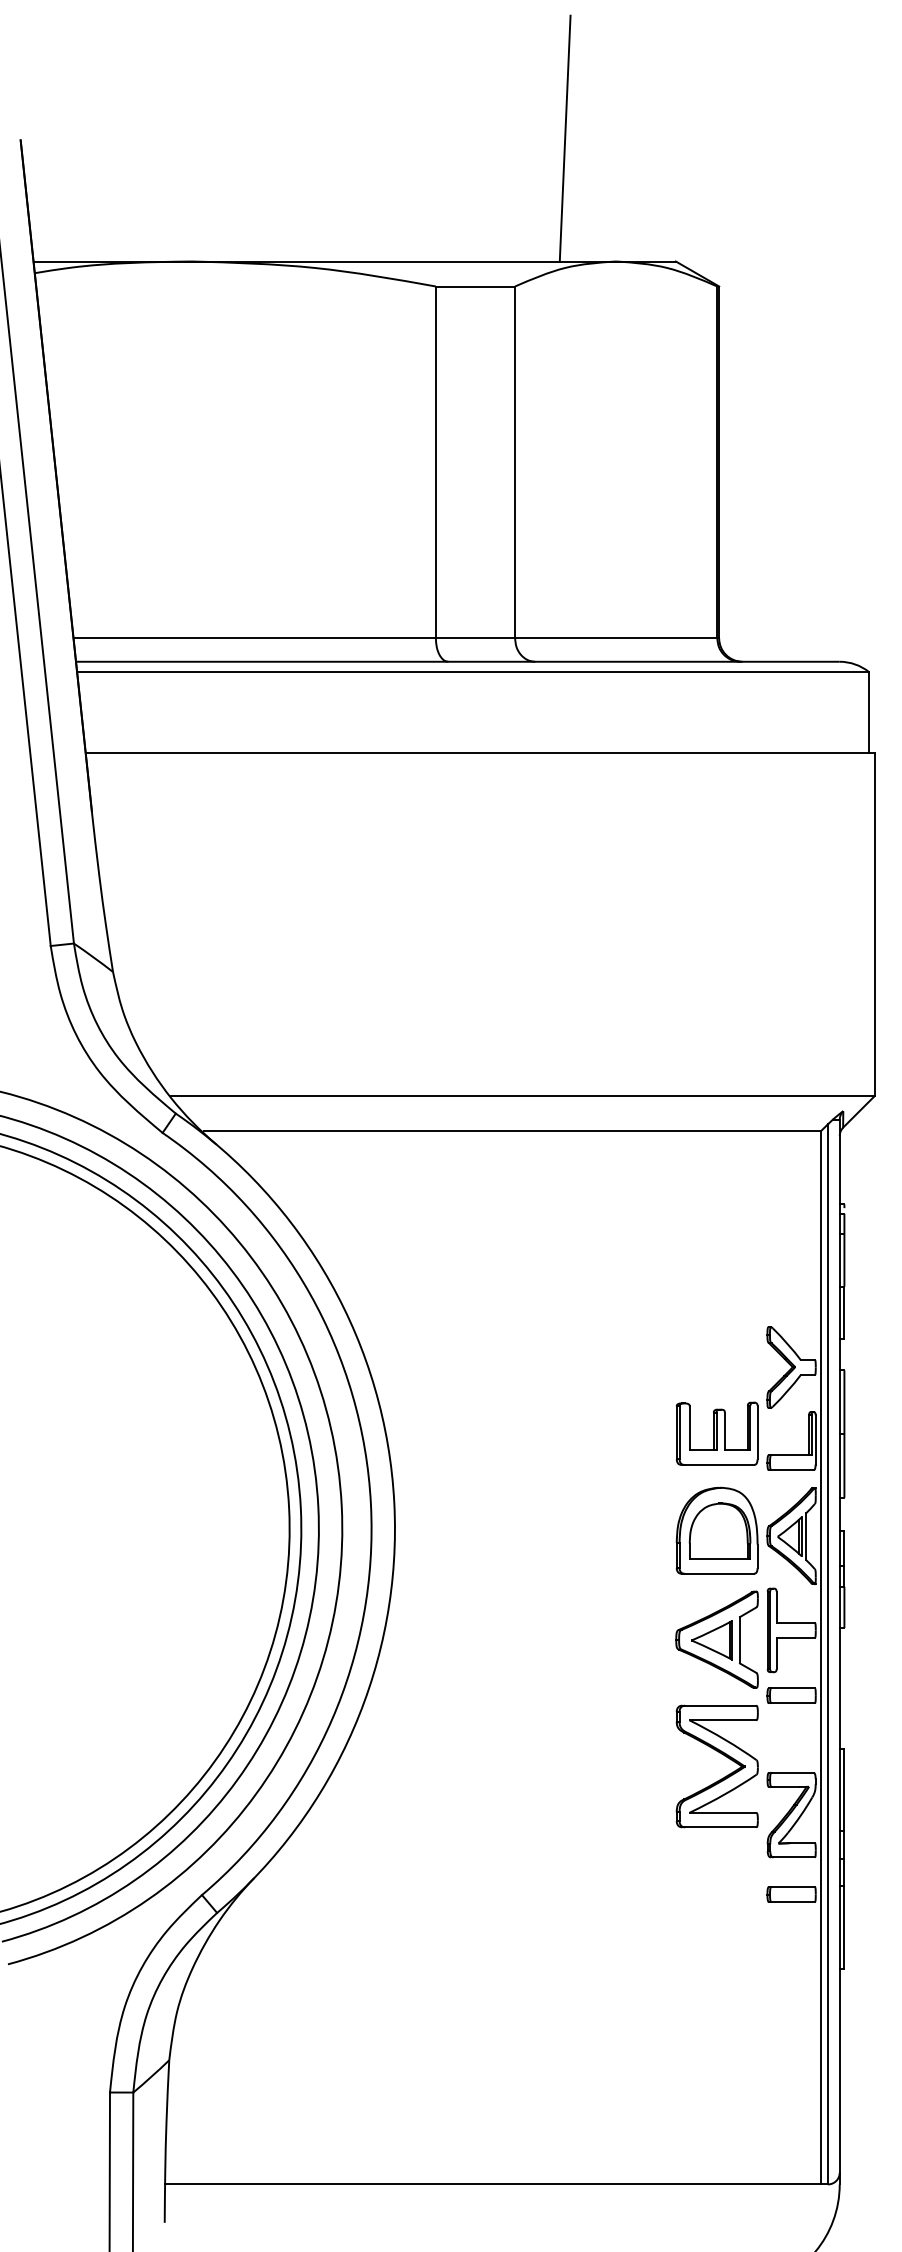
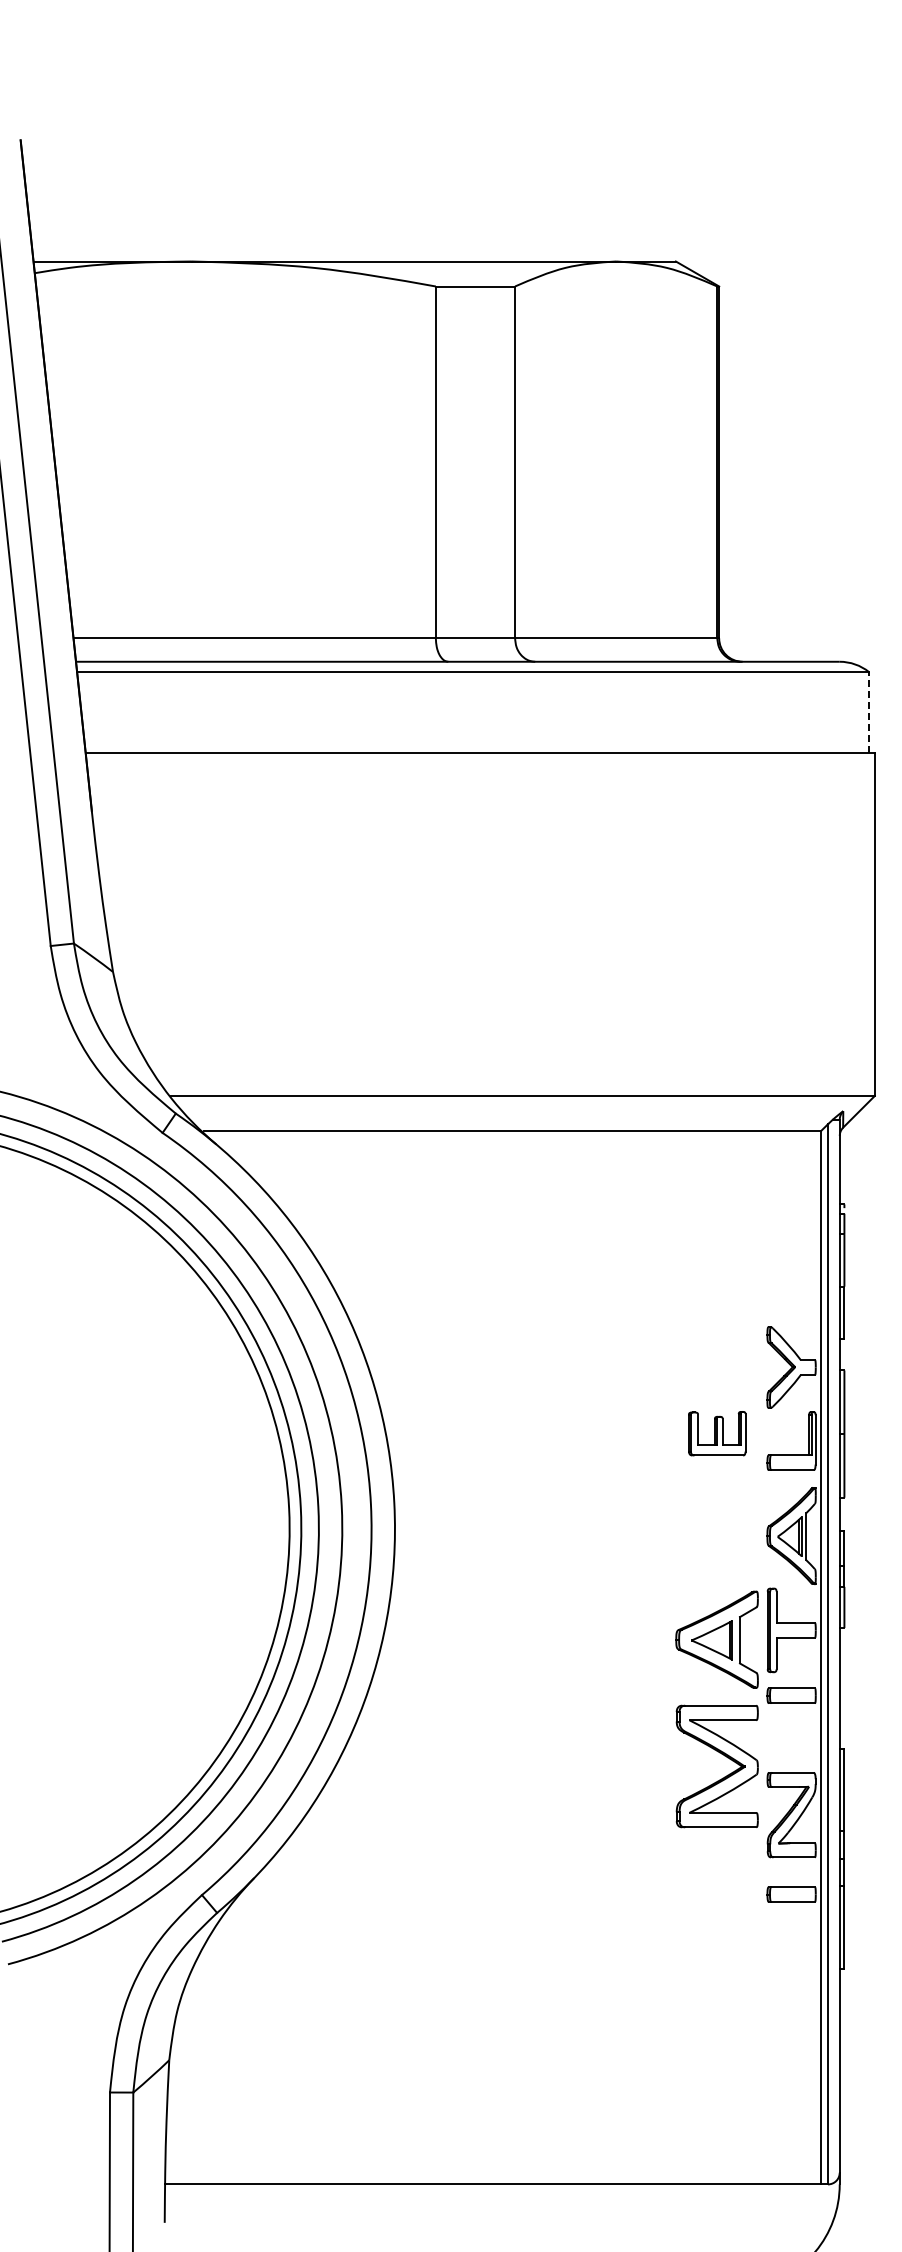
line: present -> none (564, 138)
line: solid -> dashed (868, 712)
part size: 83x65 px -> 59x46 px (717, 1433)
part: present -> none (716, 1530)
